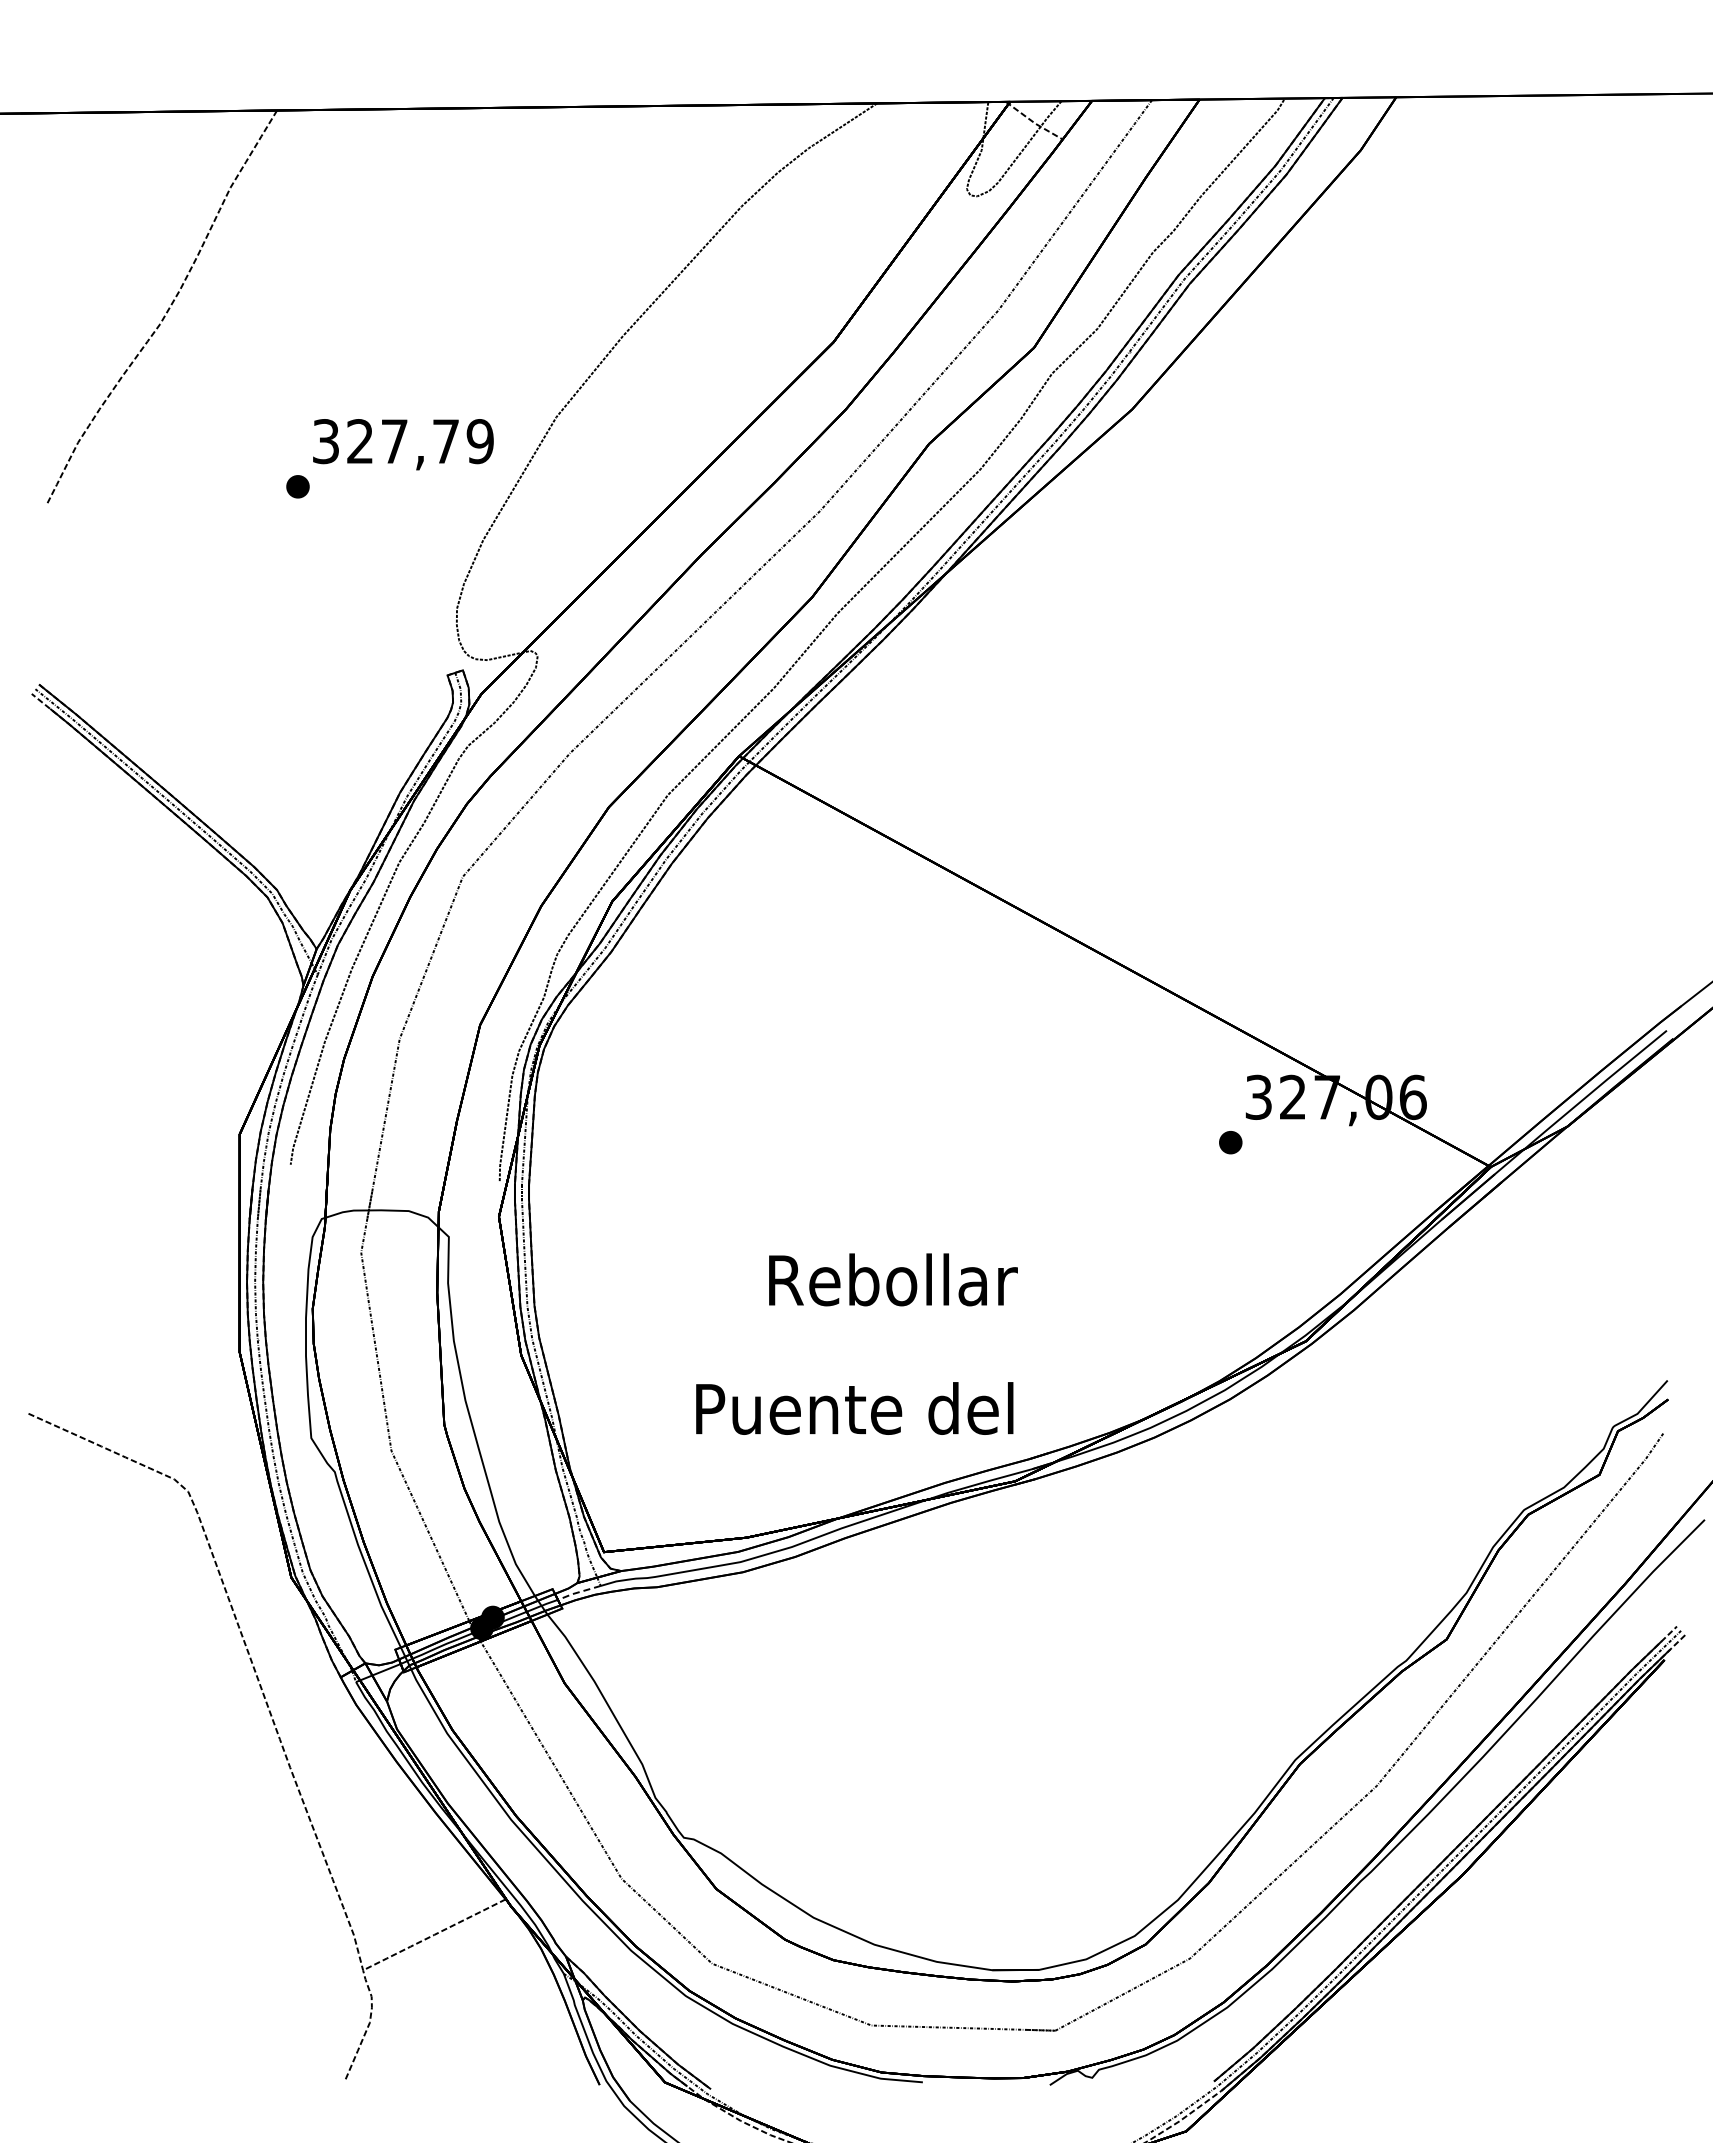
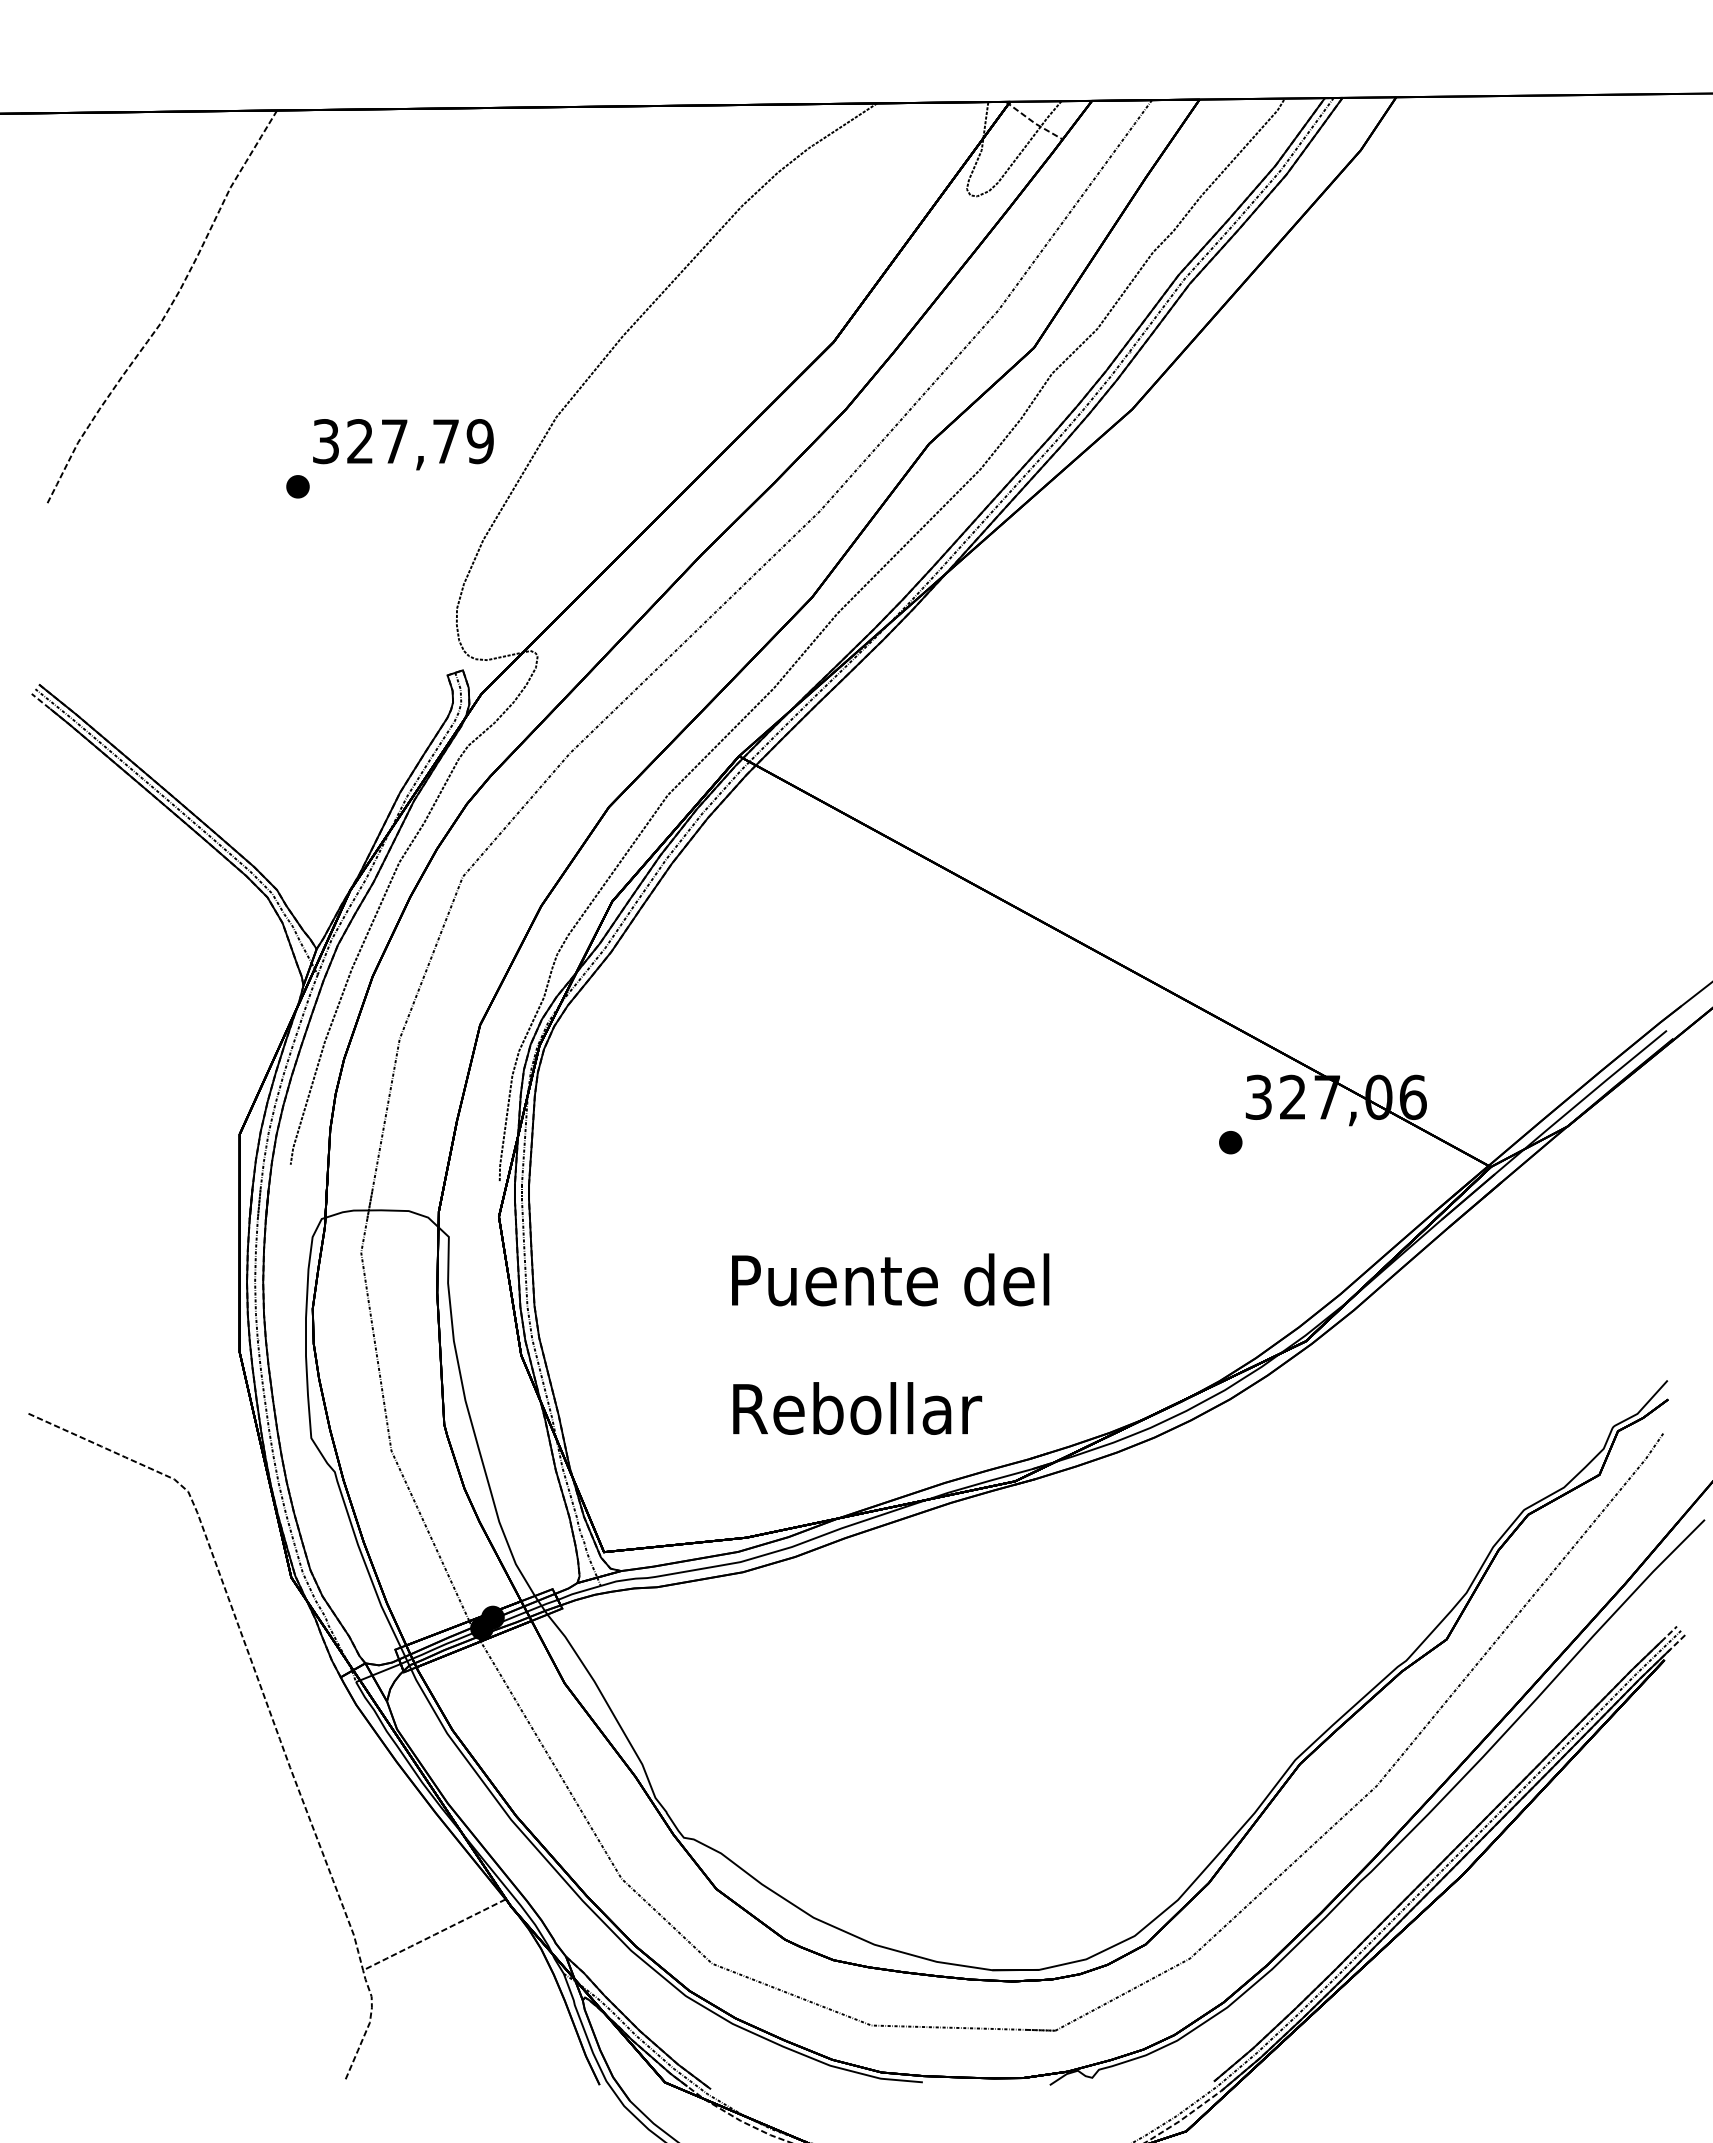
text: Rebollar -> Puente del (890, 1279)
text: Puente del -> Rebollar (854, 1408)
line: dashed -> solid (577, 1592)
